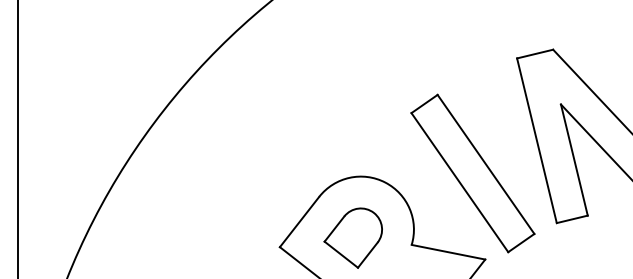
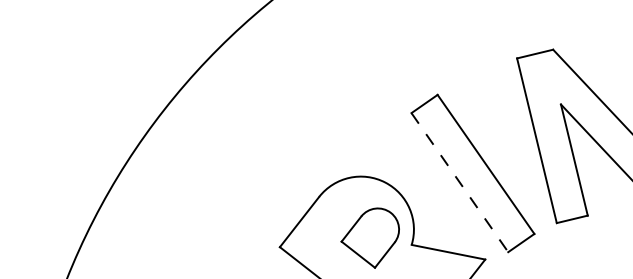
line: present -> none (18, 138)
line: solid -> dashed (459, 182)
part position: (352, 237) -> (369, 237) (369, 237)
